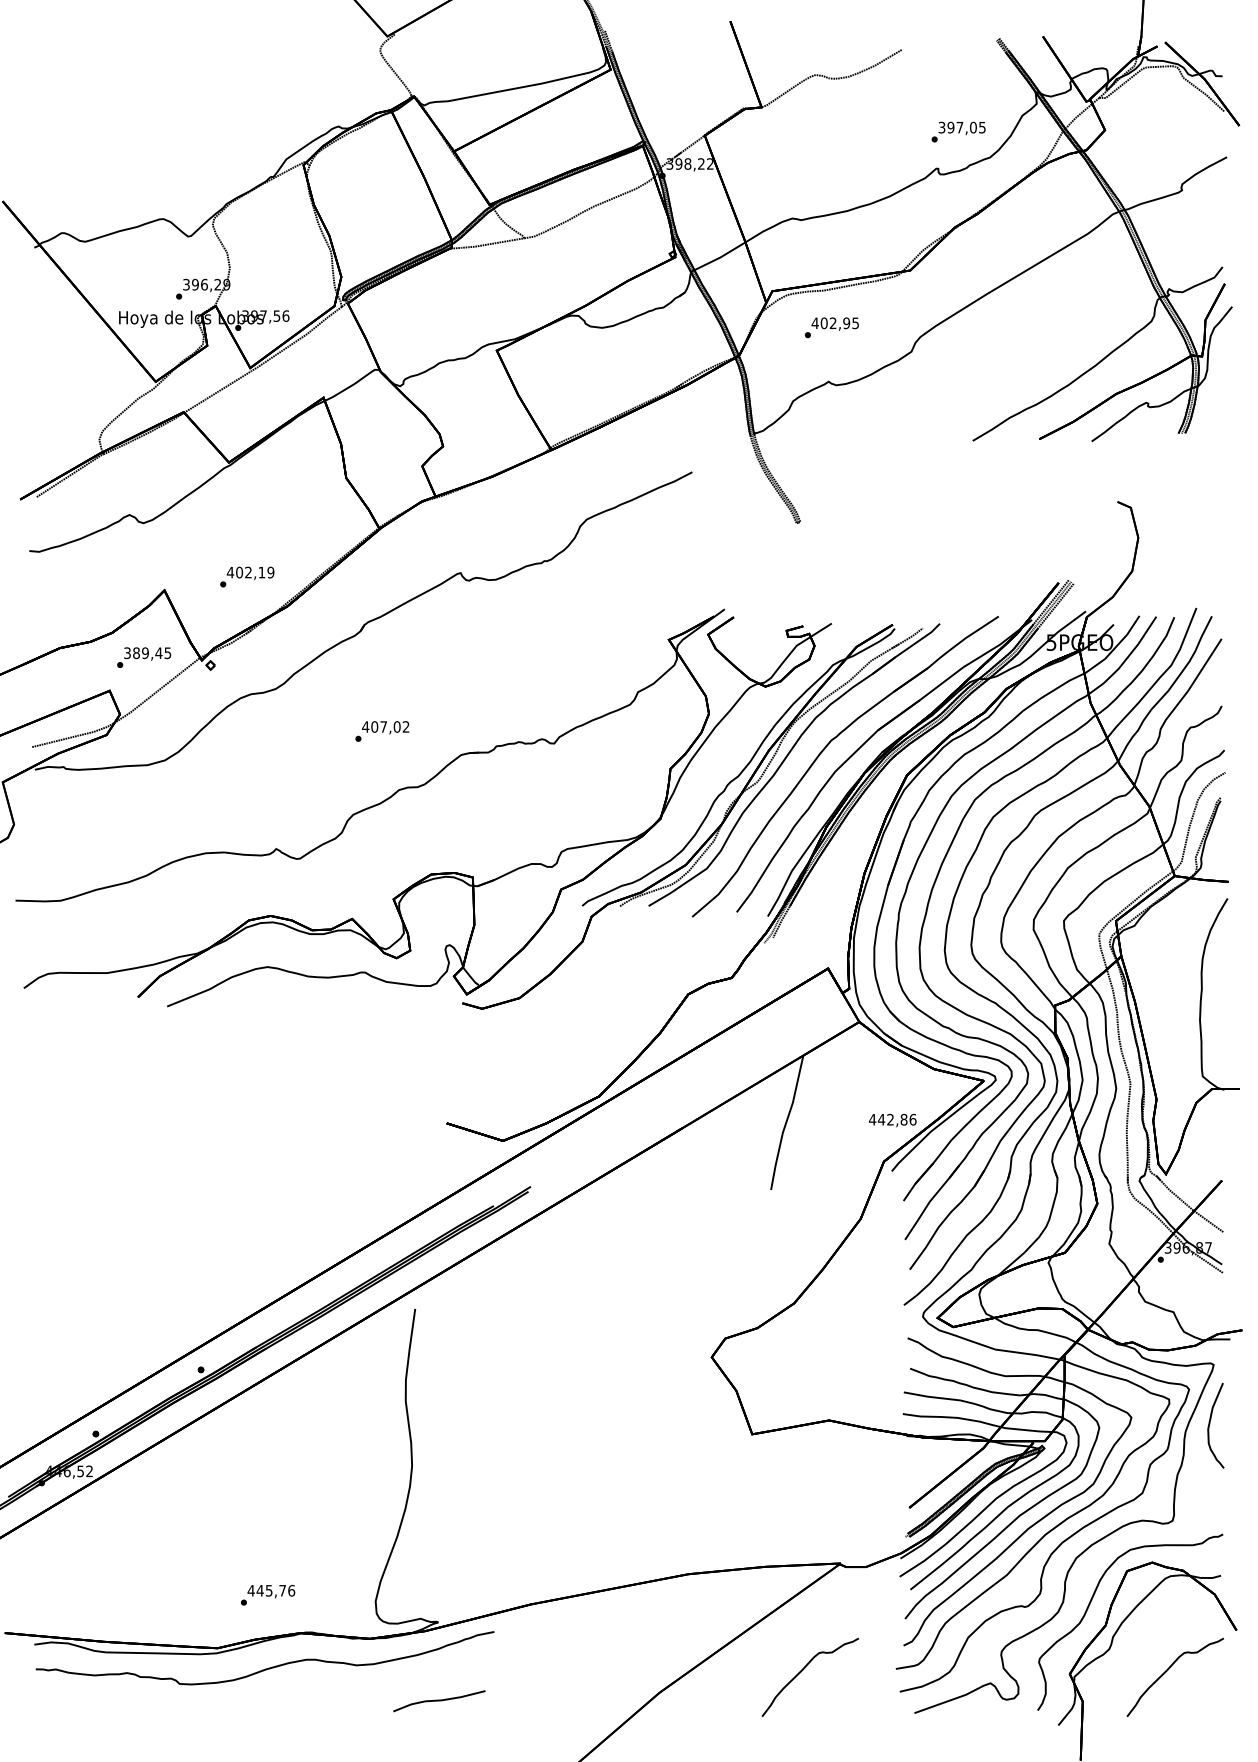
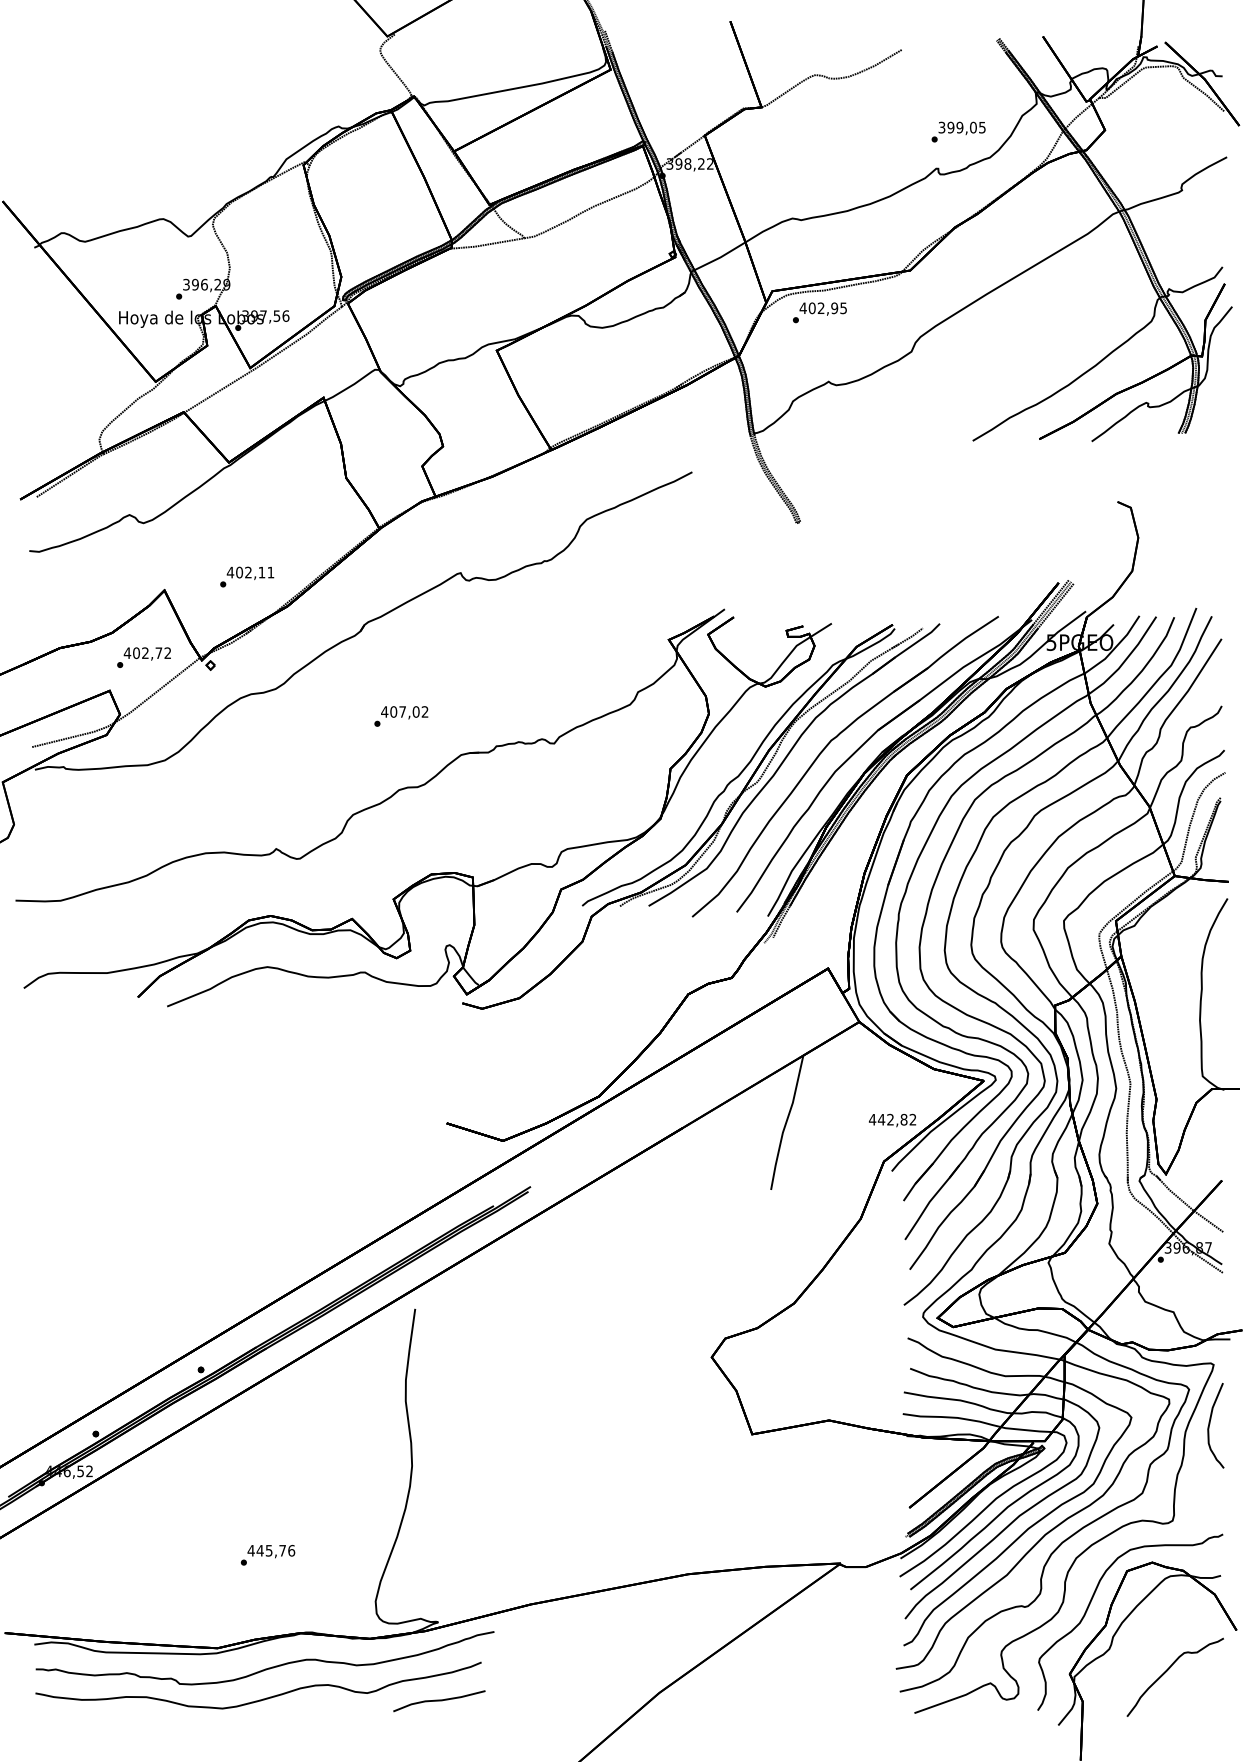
text: 397,05 -> 399,05 (959, 127)
text position: (831, 327) -> (819, 312) (819, 312)
text: 402,19 -> 402,11 (270, 572)
text: 389,45 -> 402,72 (147, 653)
text position: (382, 731) -> (401, 716) (401, 716)
text: 442,86 -> 442,82 (912, 1119)
text position: (267, 1595) -> (267, 1555) (267, 1555)
curve: present -> none (803, 1670)
part: none -> present (263, 1698)
